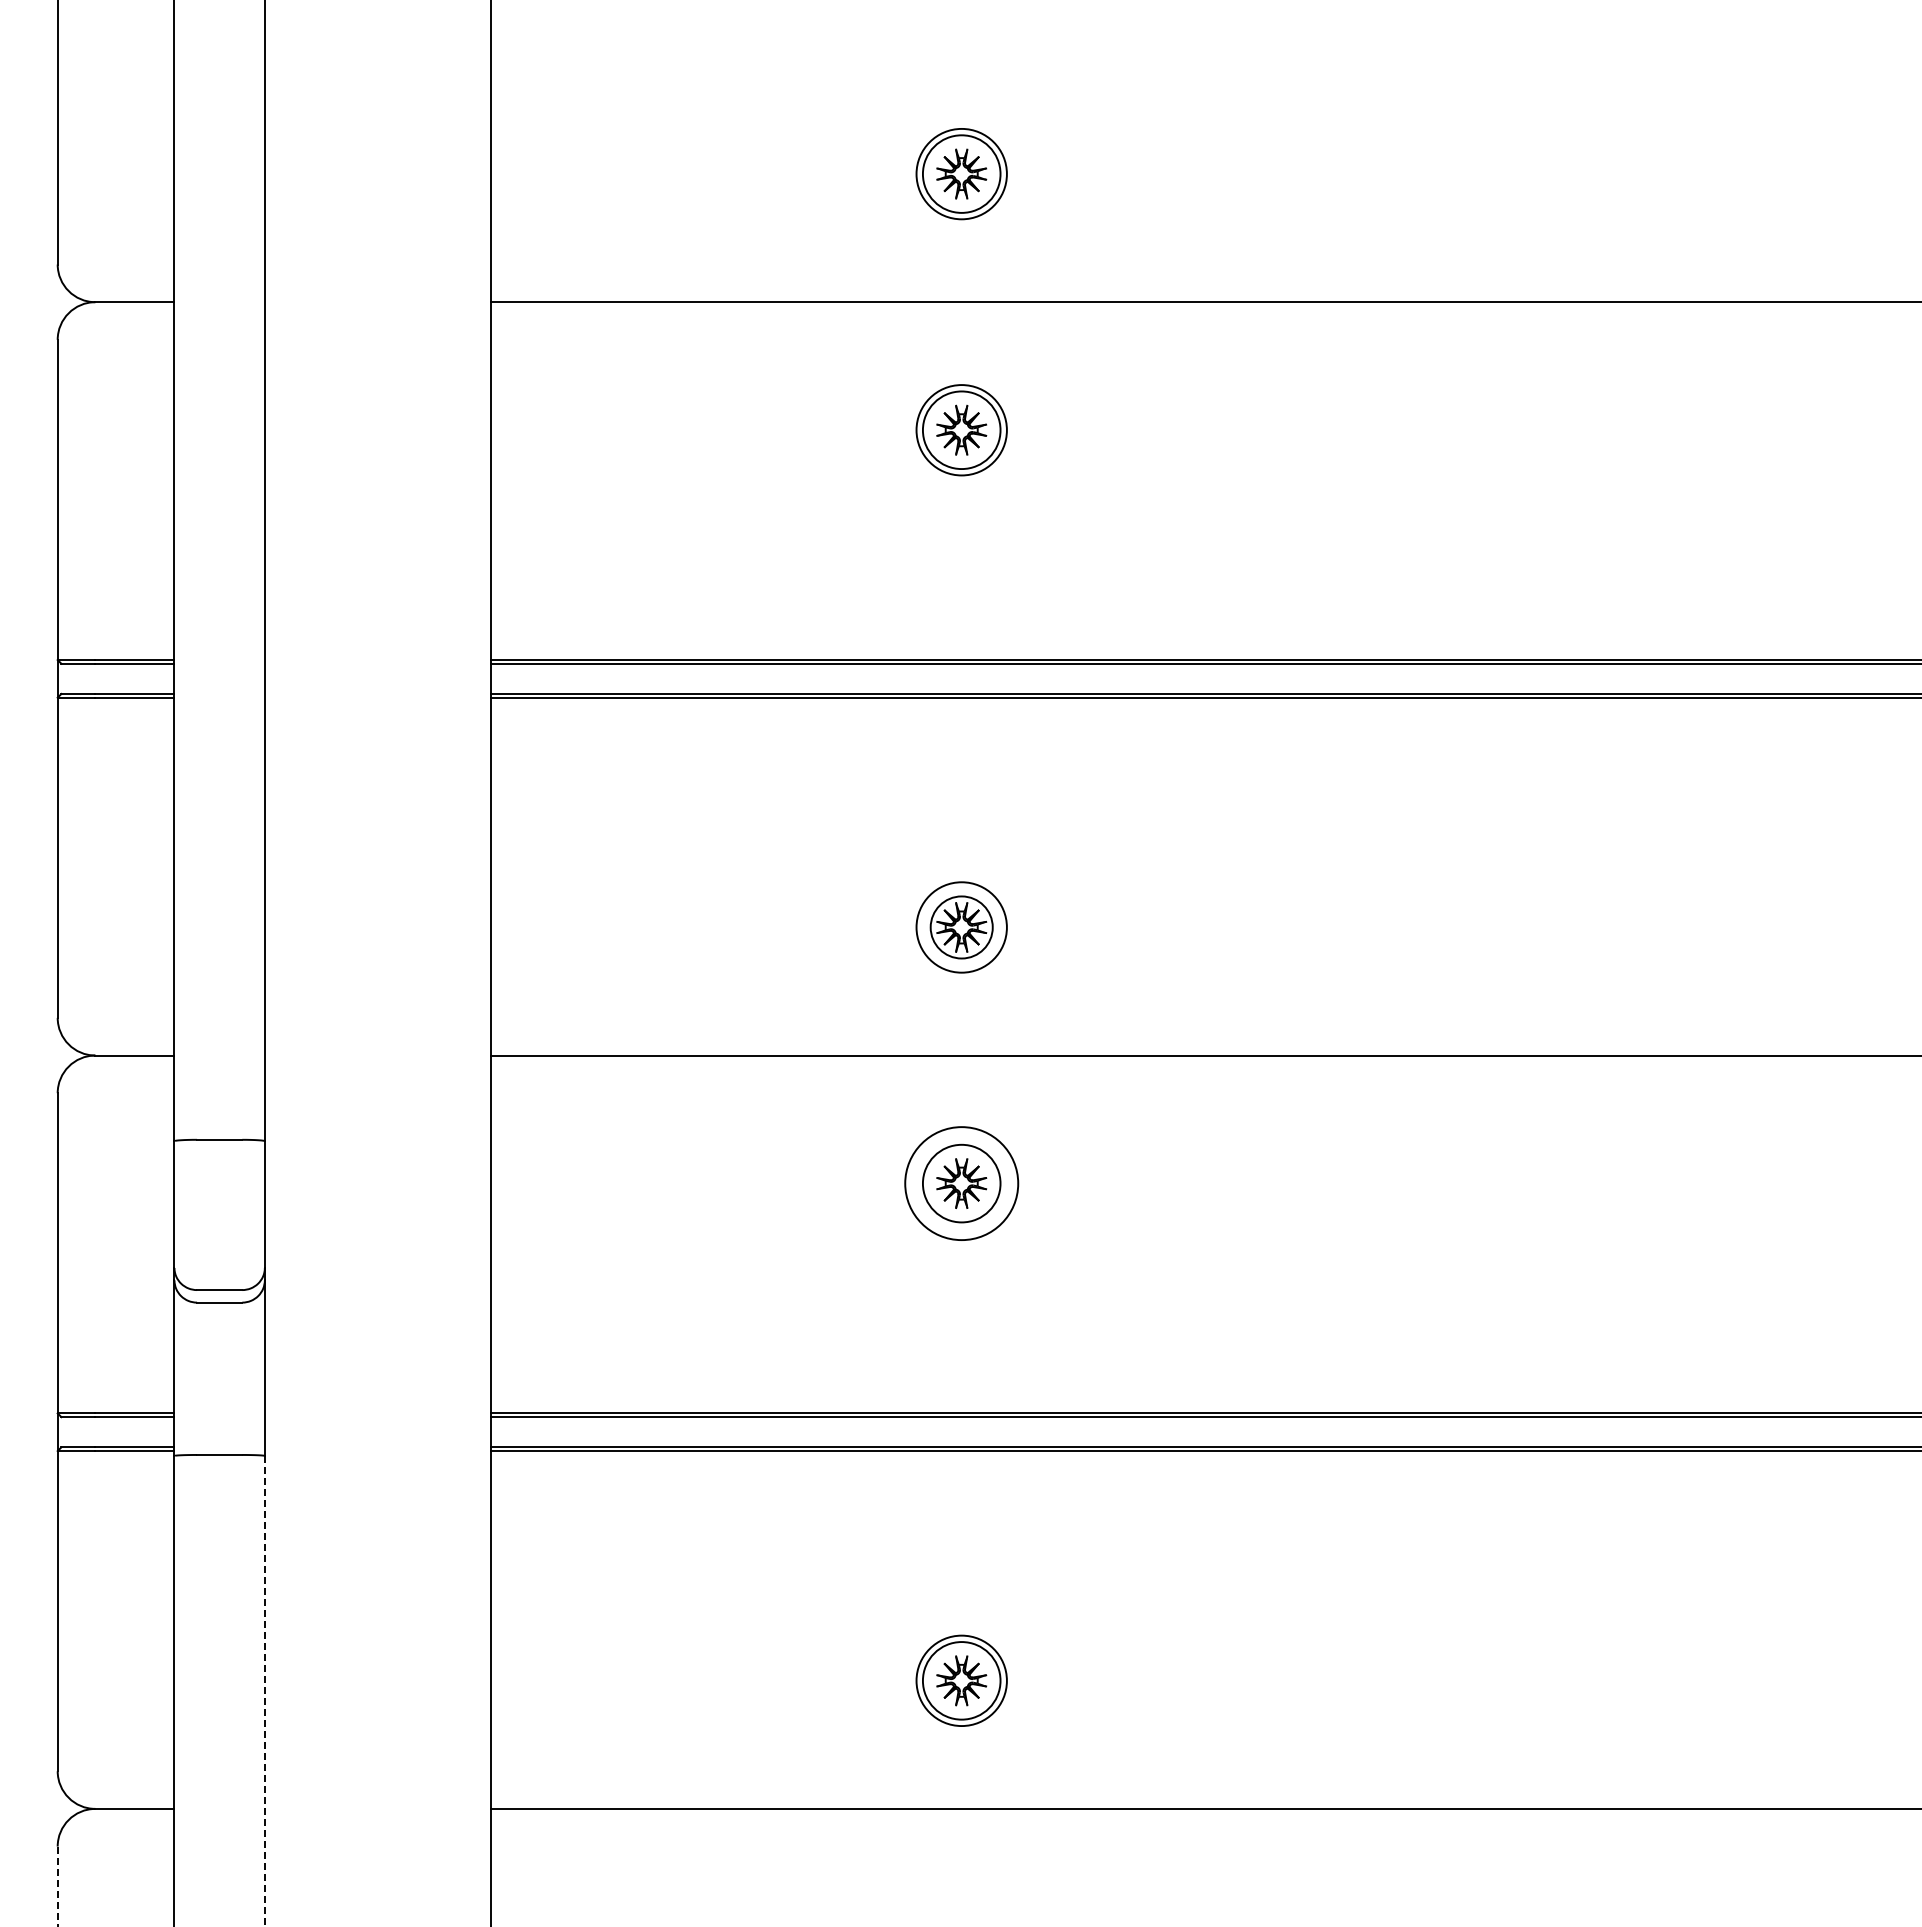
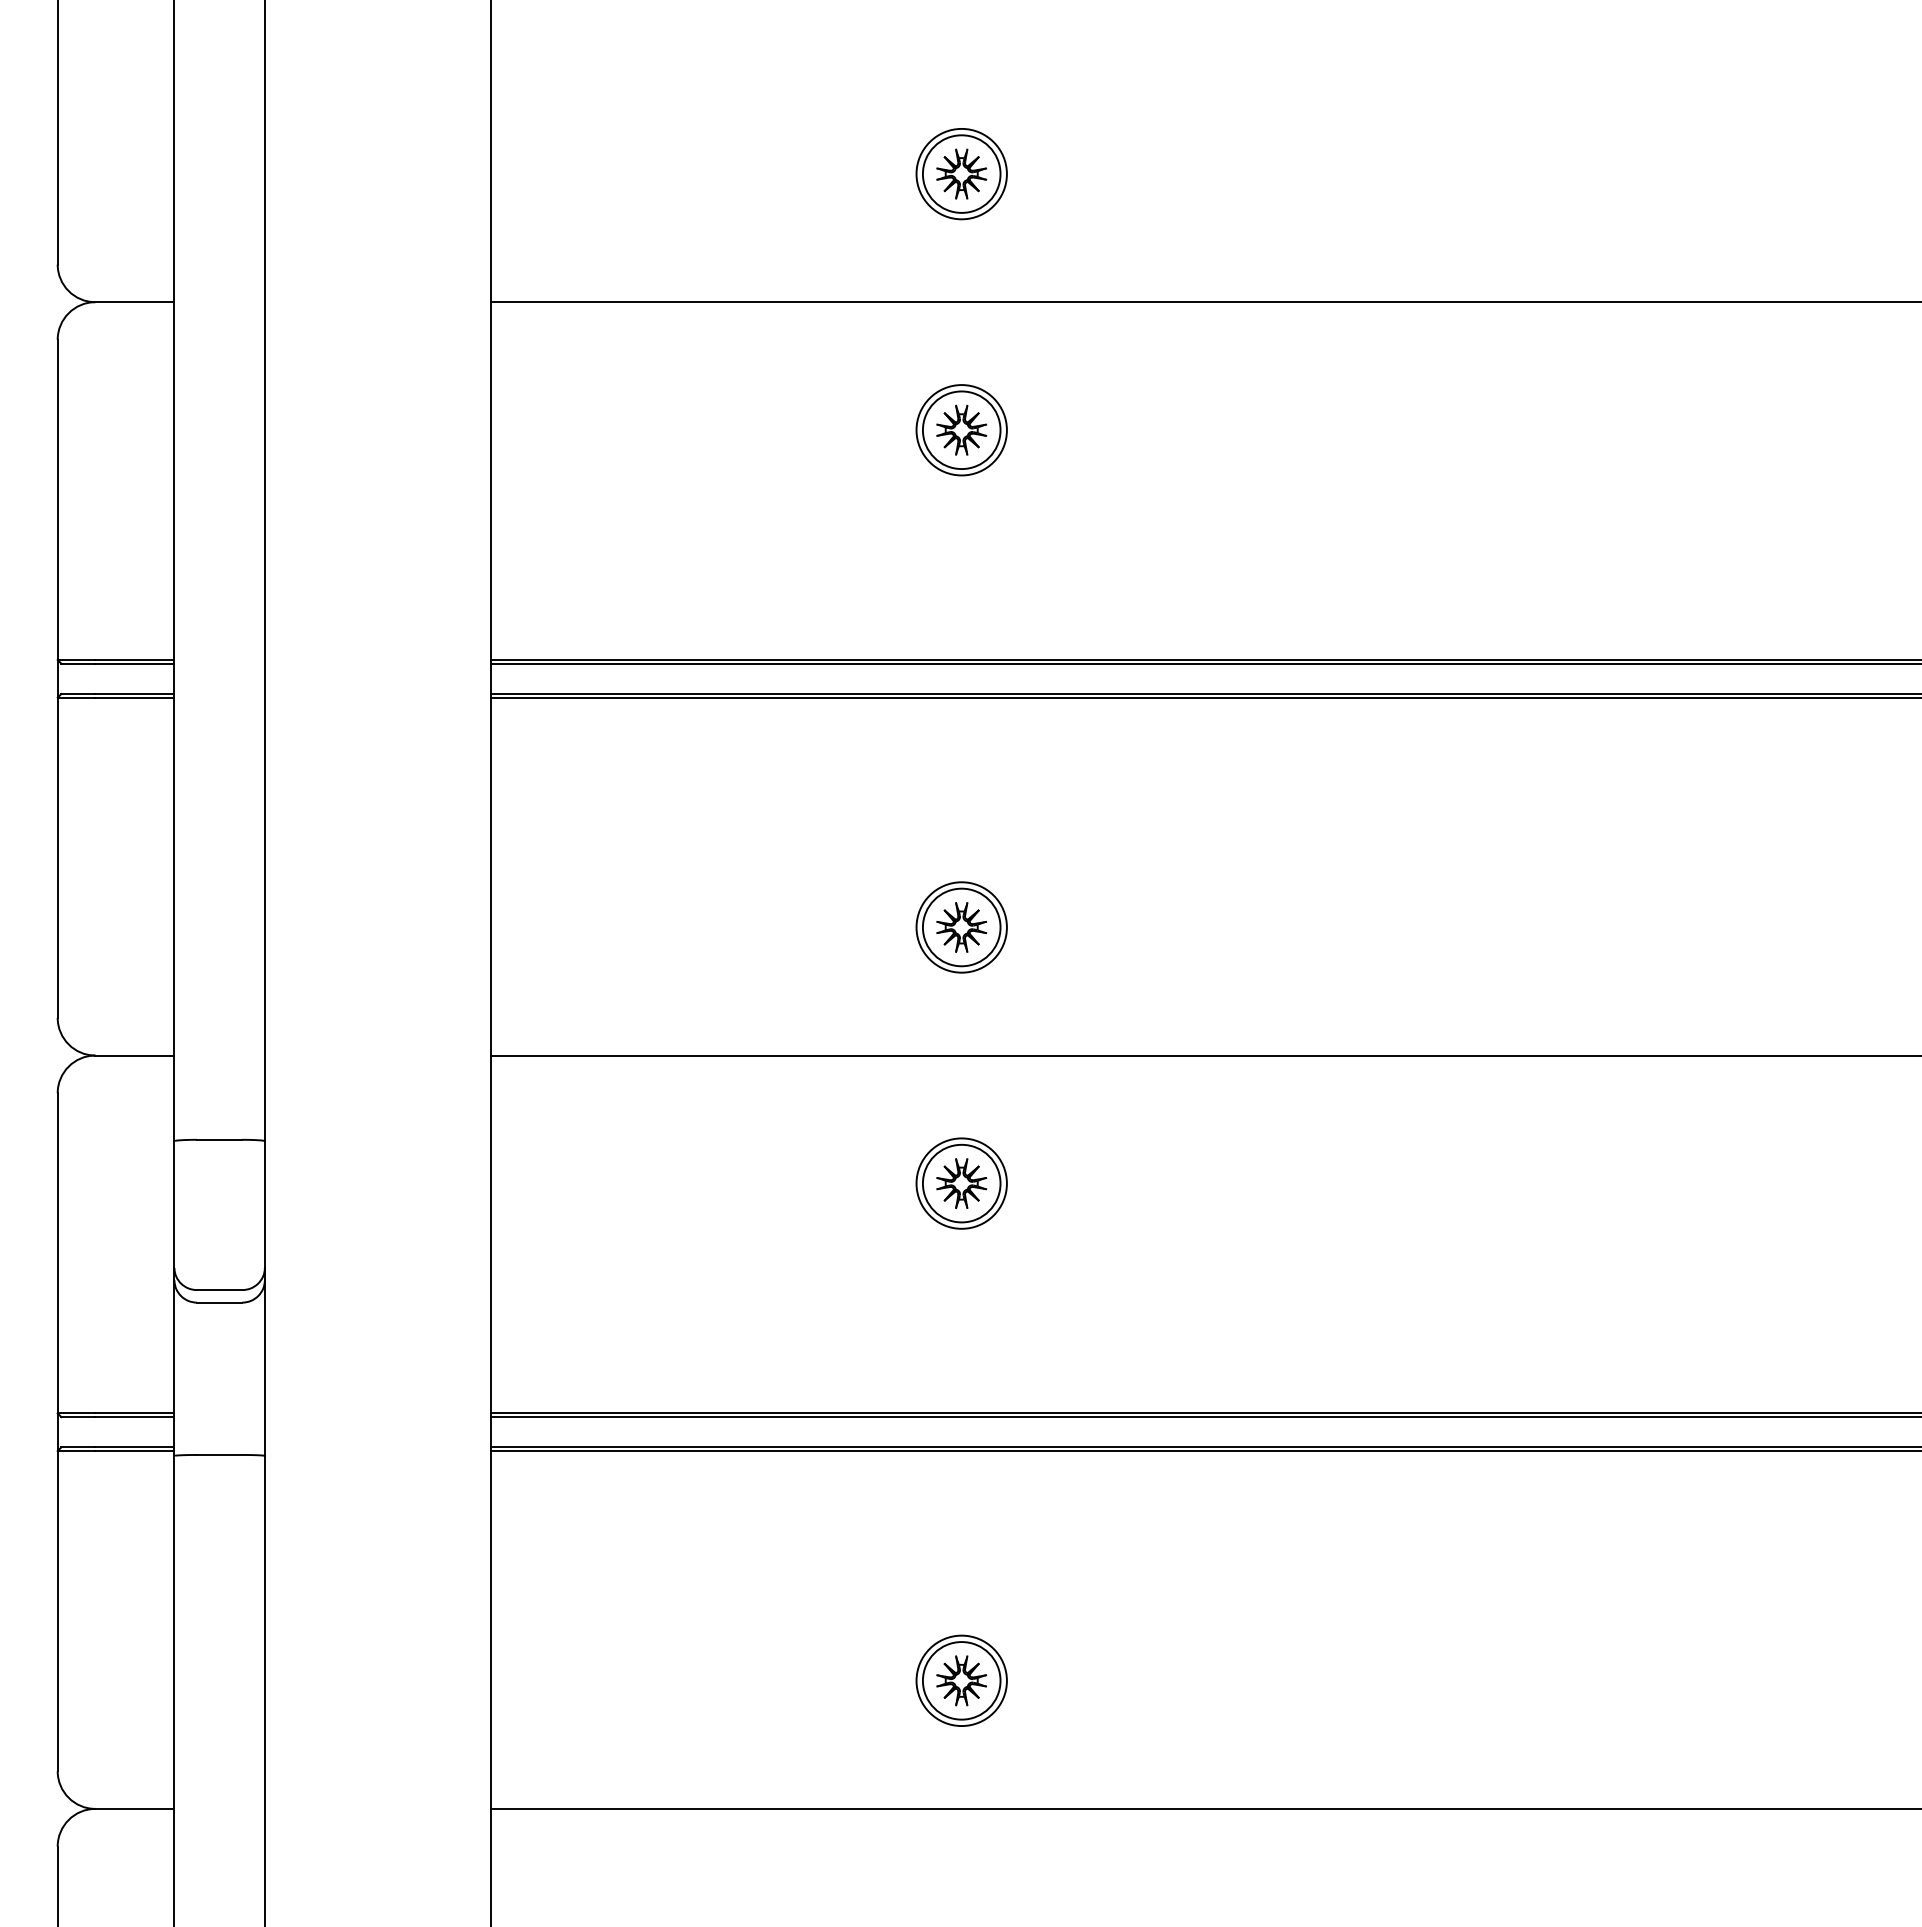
circle diameter: 62 px -> 78 px (961, 927)
circle diameter: 113 px -> 90 px (961, 1183)
line: dashed -> solid (264, 1691)
line: dashed -> solid (57, 1886)
